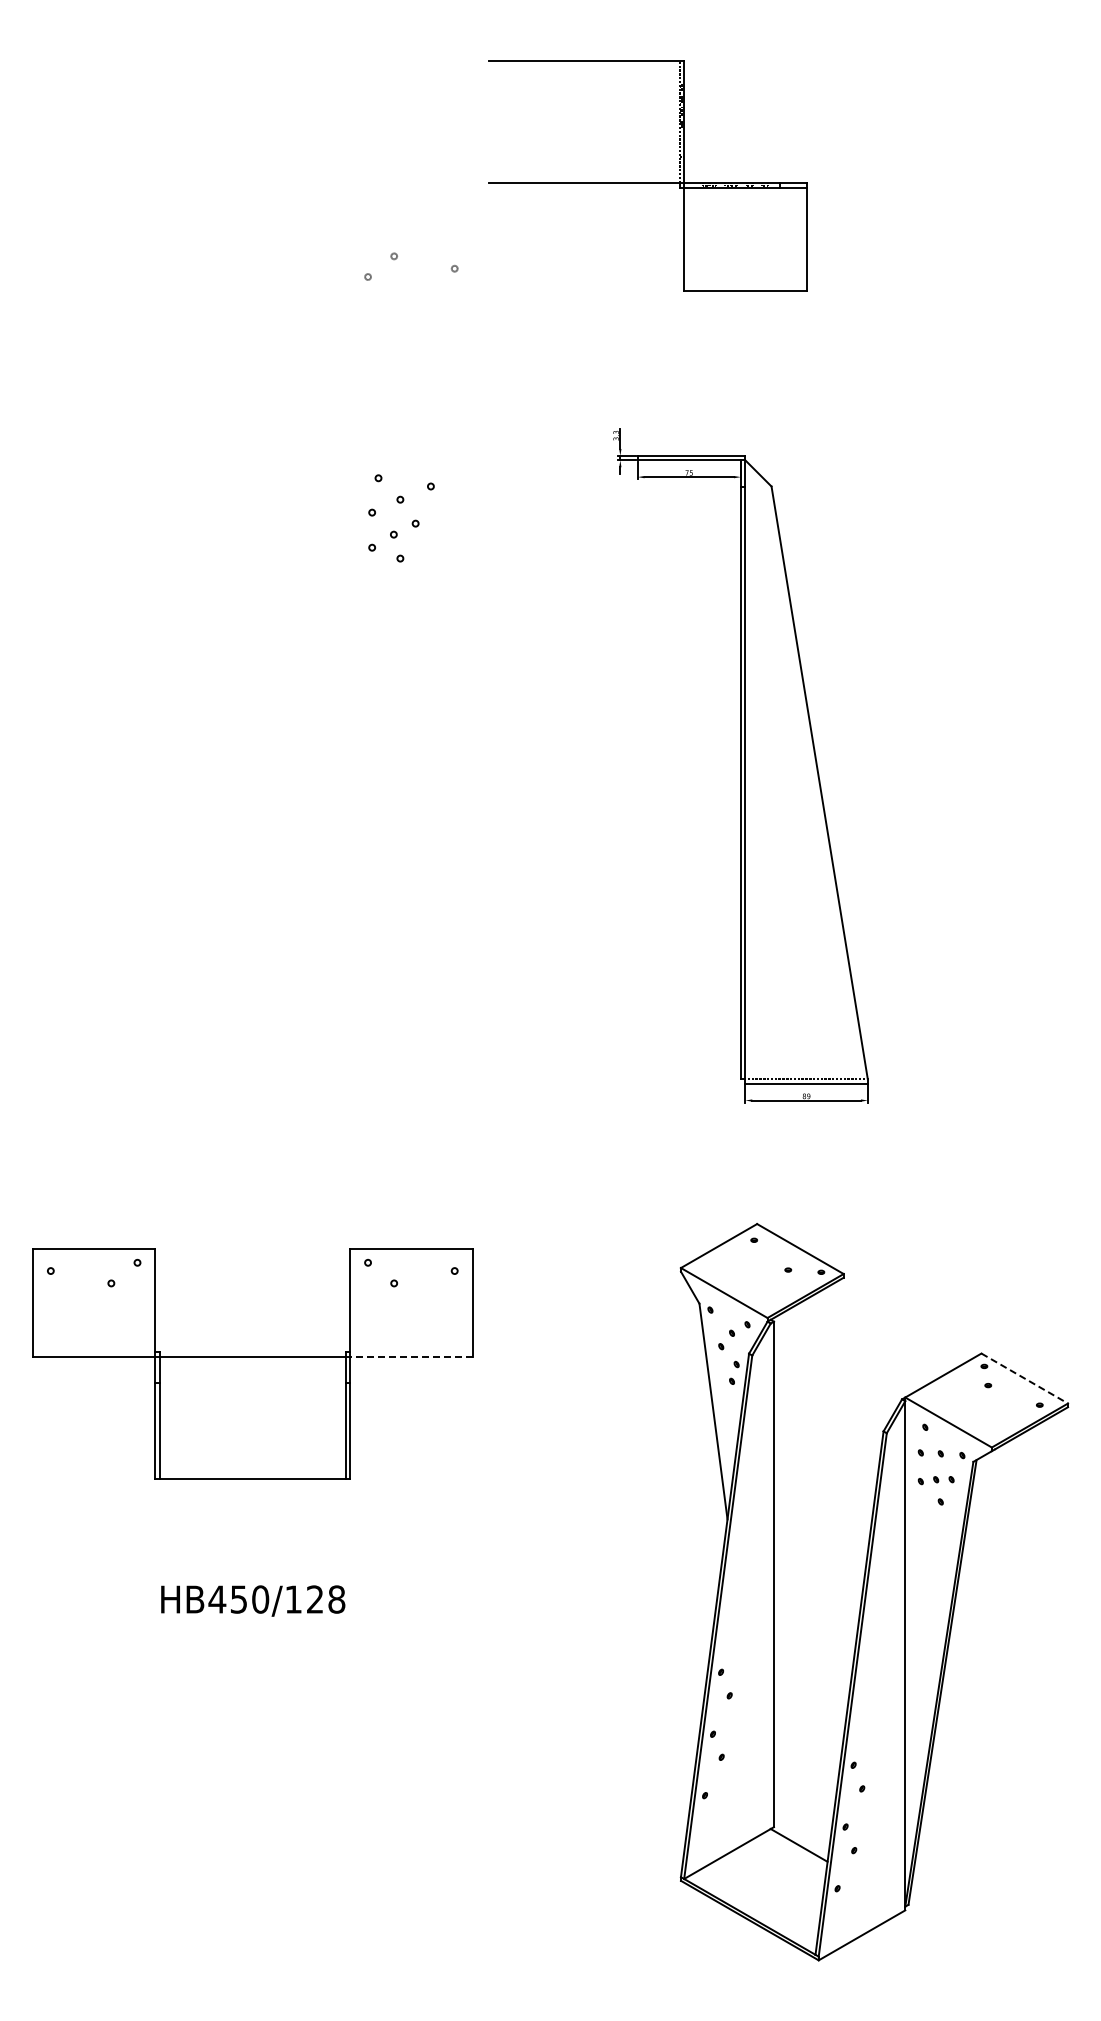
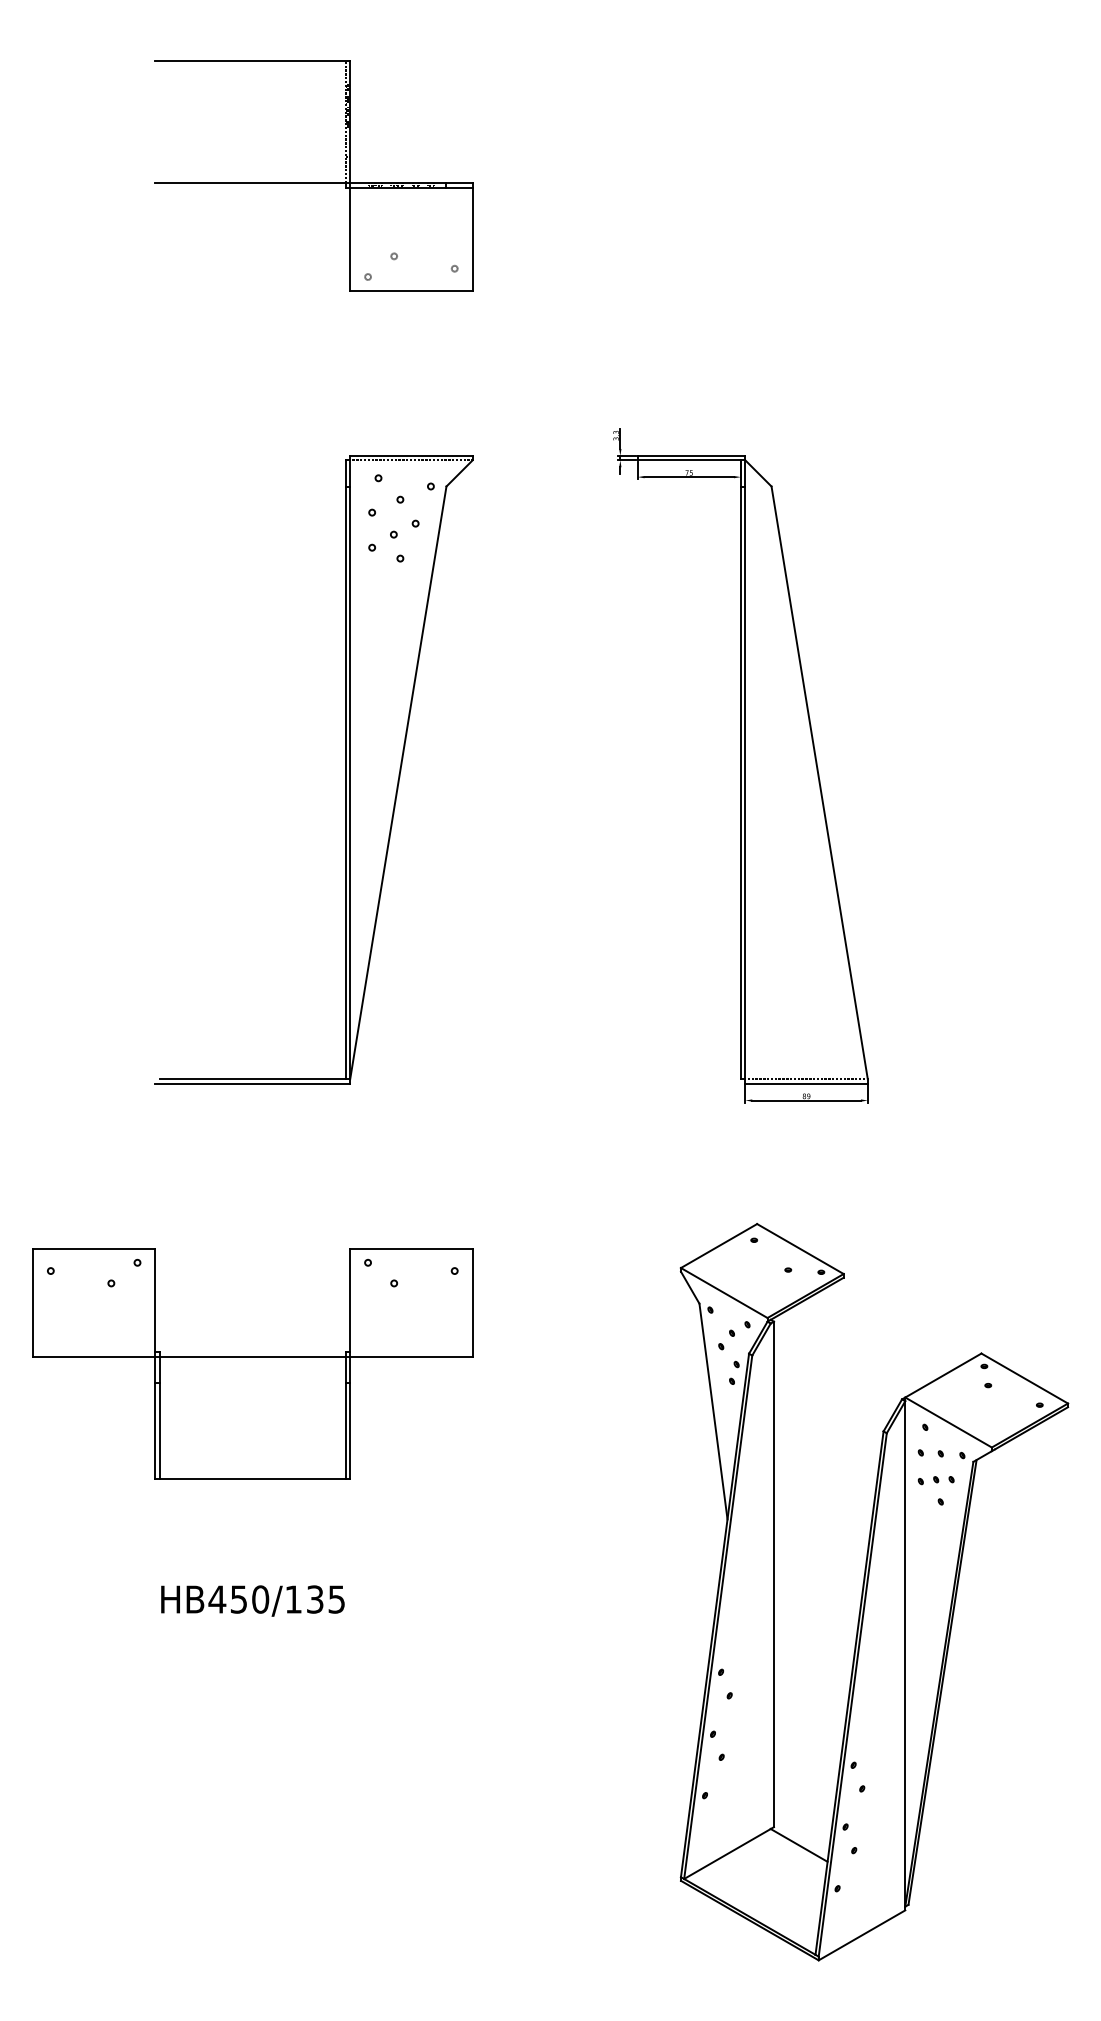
part position: (647, 182) -> (313, 182) (313, 182)
part: none -> present (345, 769)
line: dashed -> solid (410, 1356)
line: dashed -> solid (1024, 1378)
text: HB450/128 -> HB450/135 (326, 1599)
